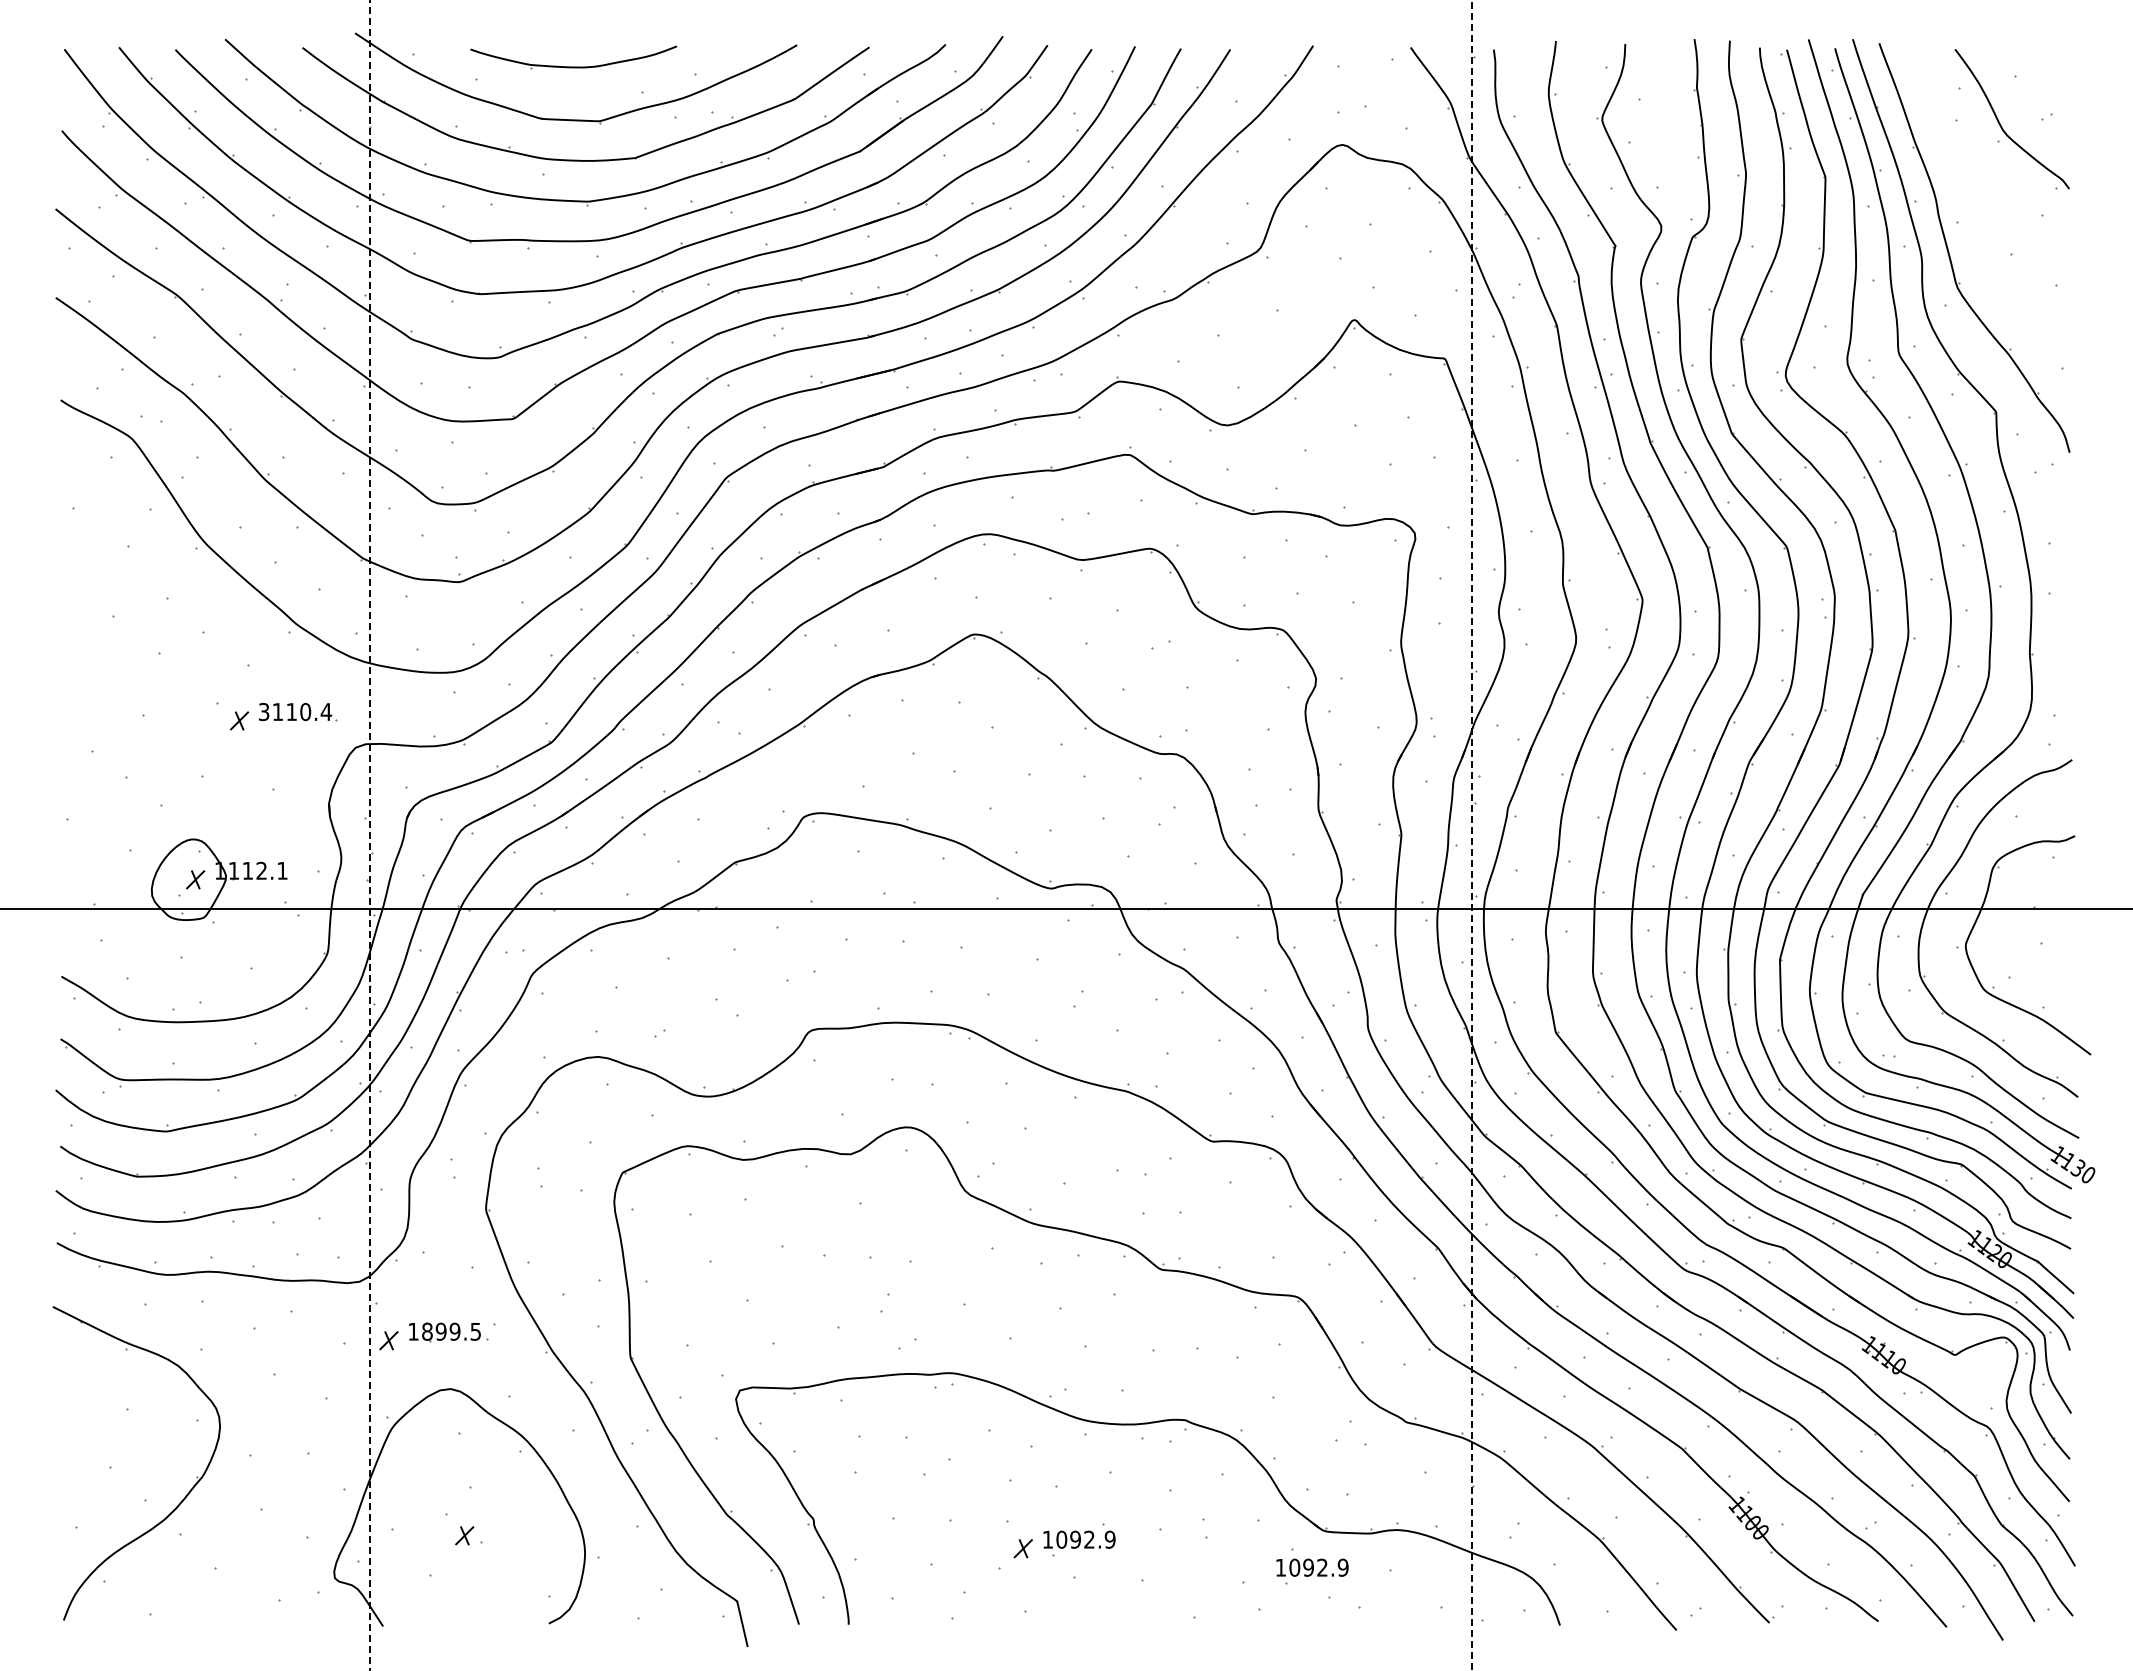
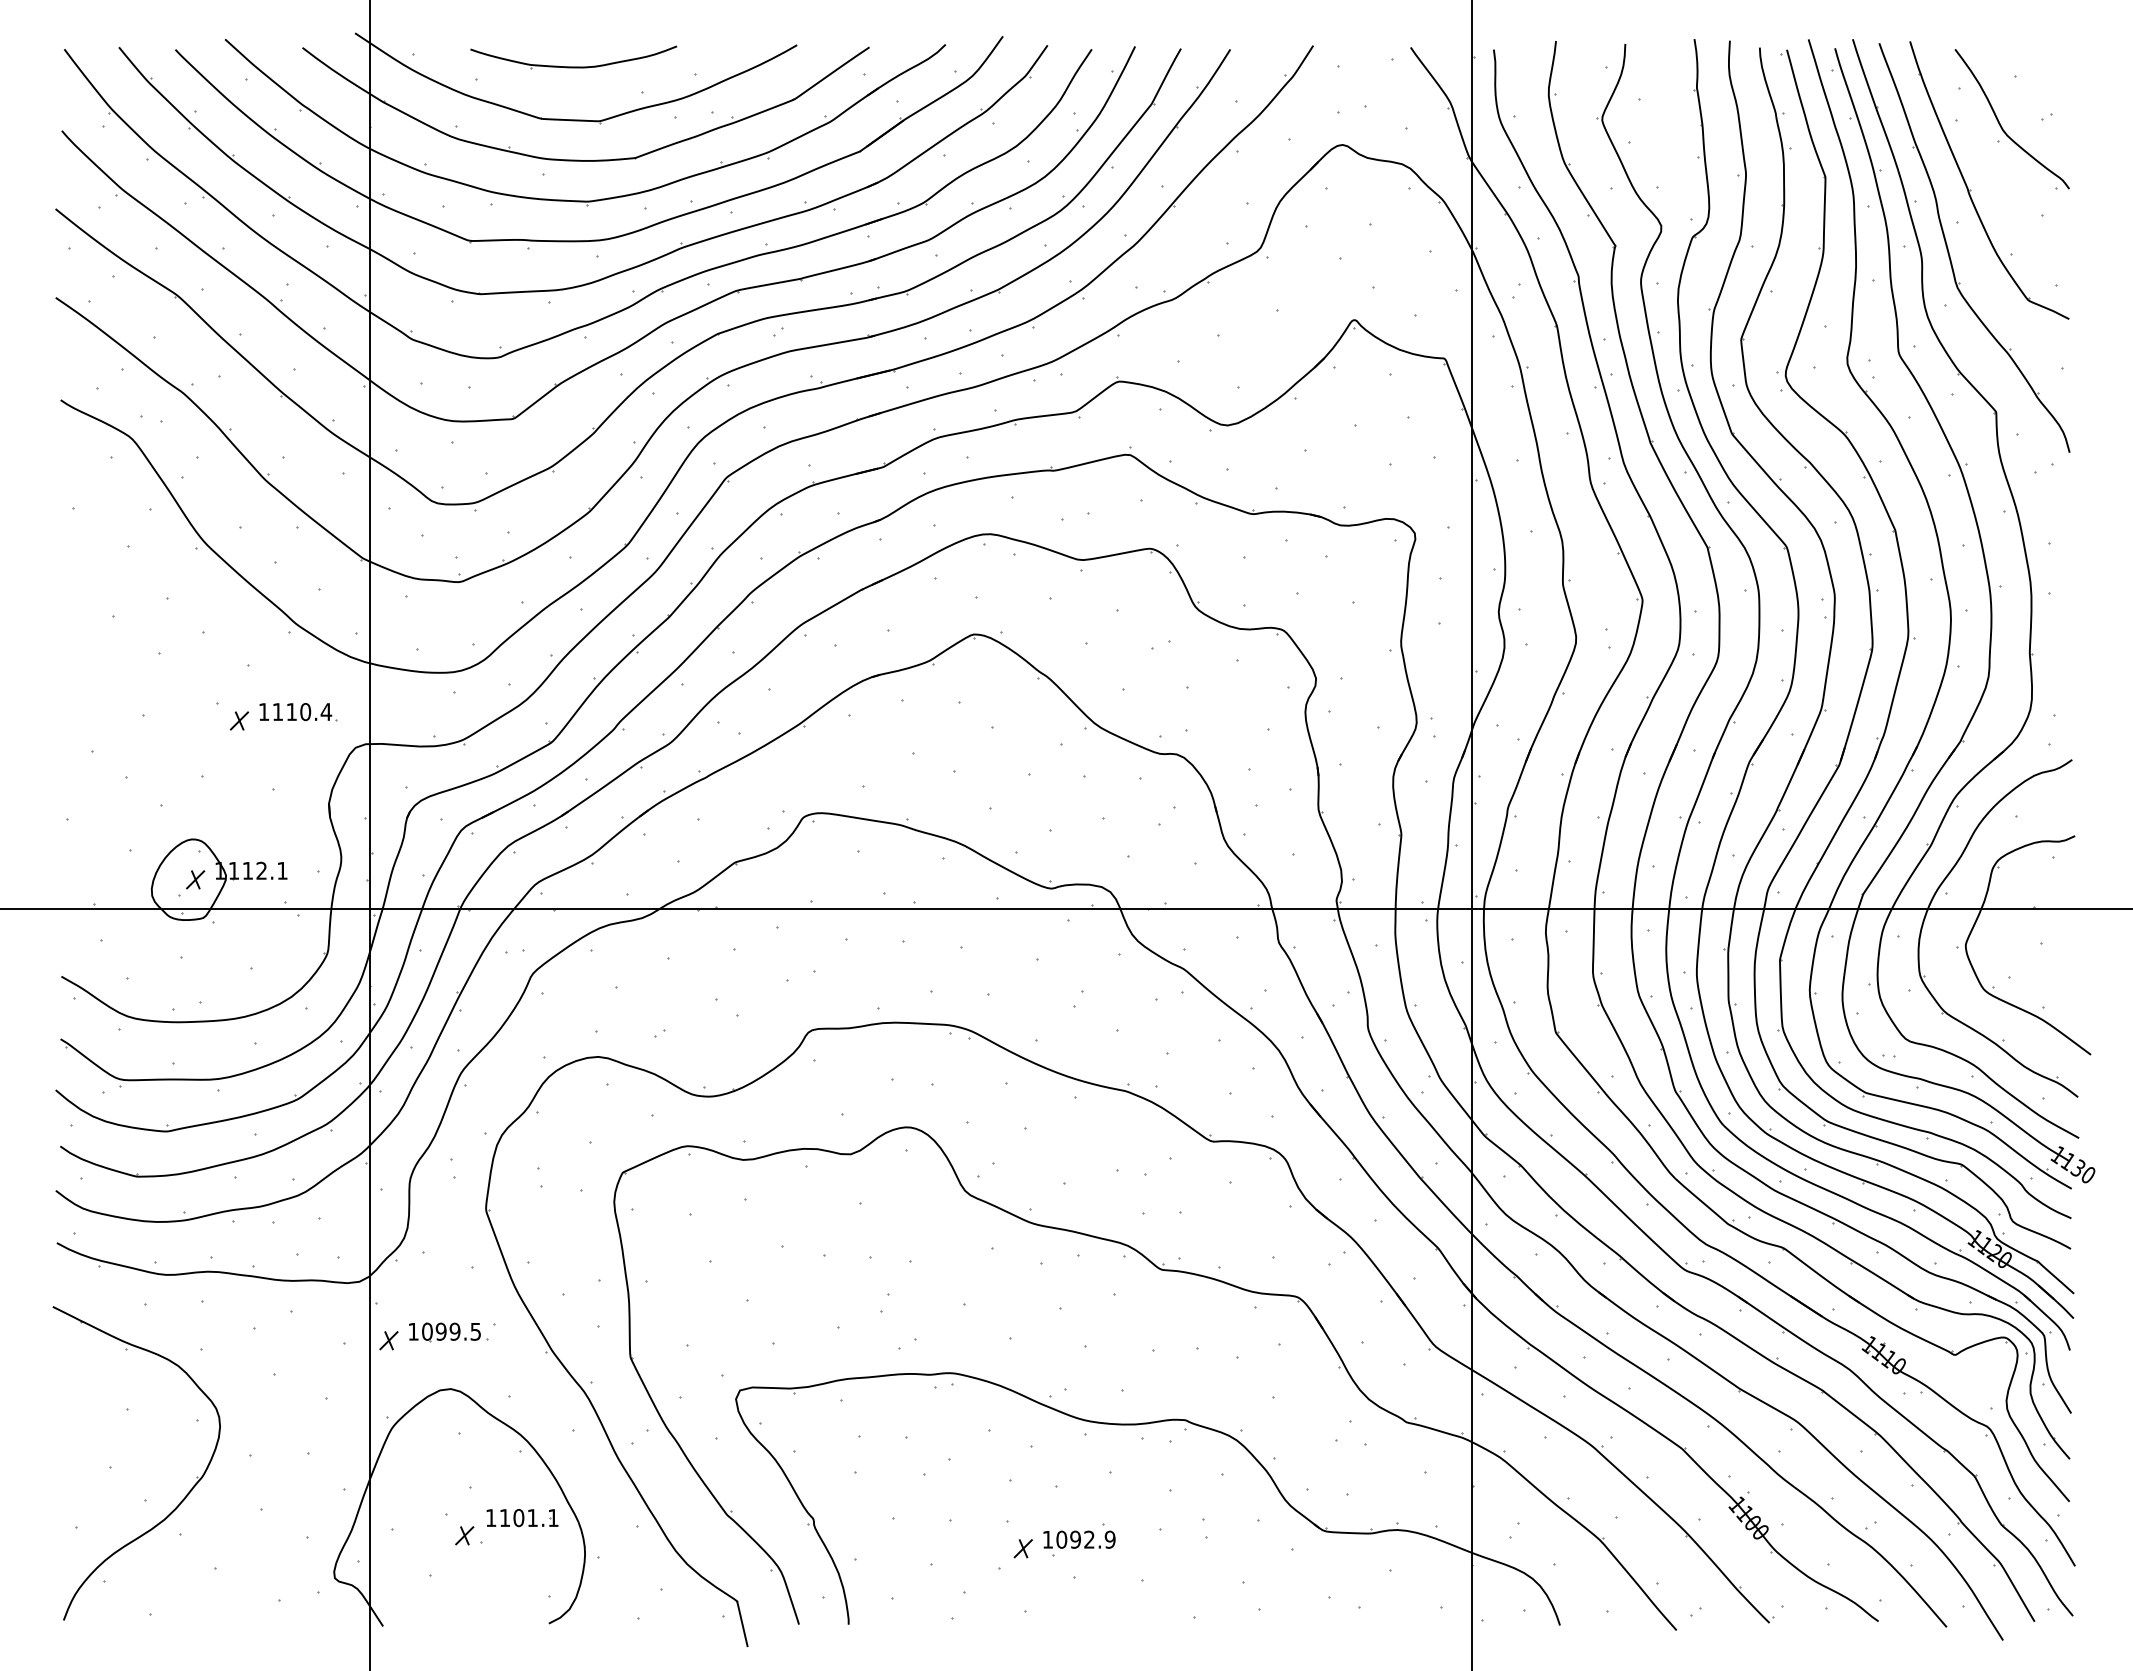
part: none -> present (1971, 190)
text: 3110.4 -> 1110.4 (263, 712)
line: dashed -> solid (369, 835)
line: dashed -> solid (1472, 835)
text: 1899.5 -> 1099.5 (427, 1331)
part: none -> present (522, 1518)
part: present -> none (1312, 1571)
